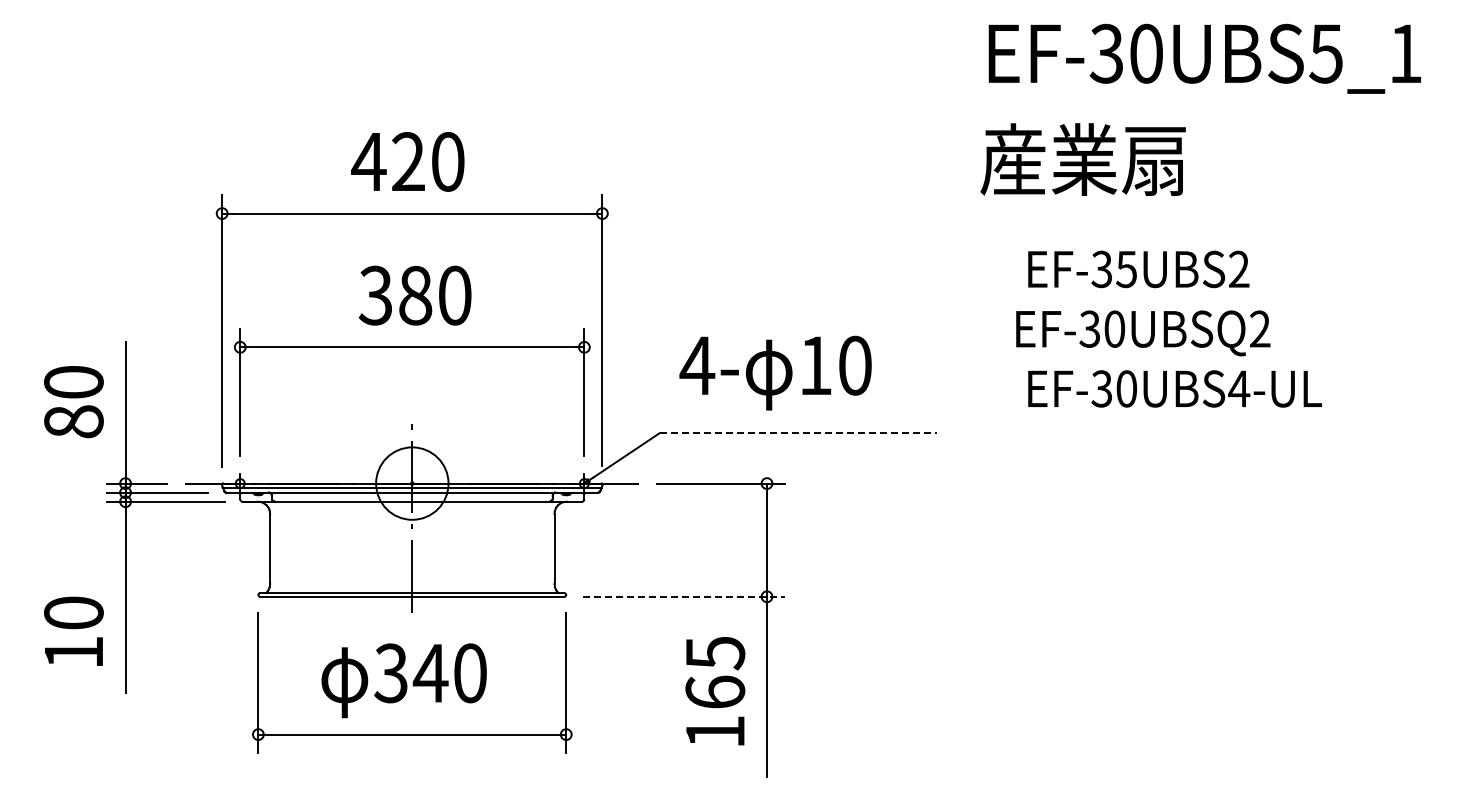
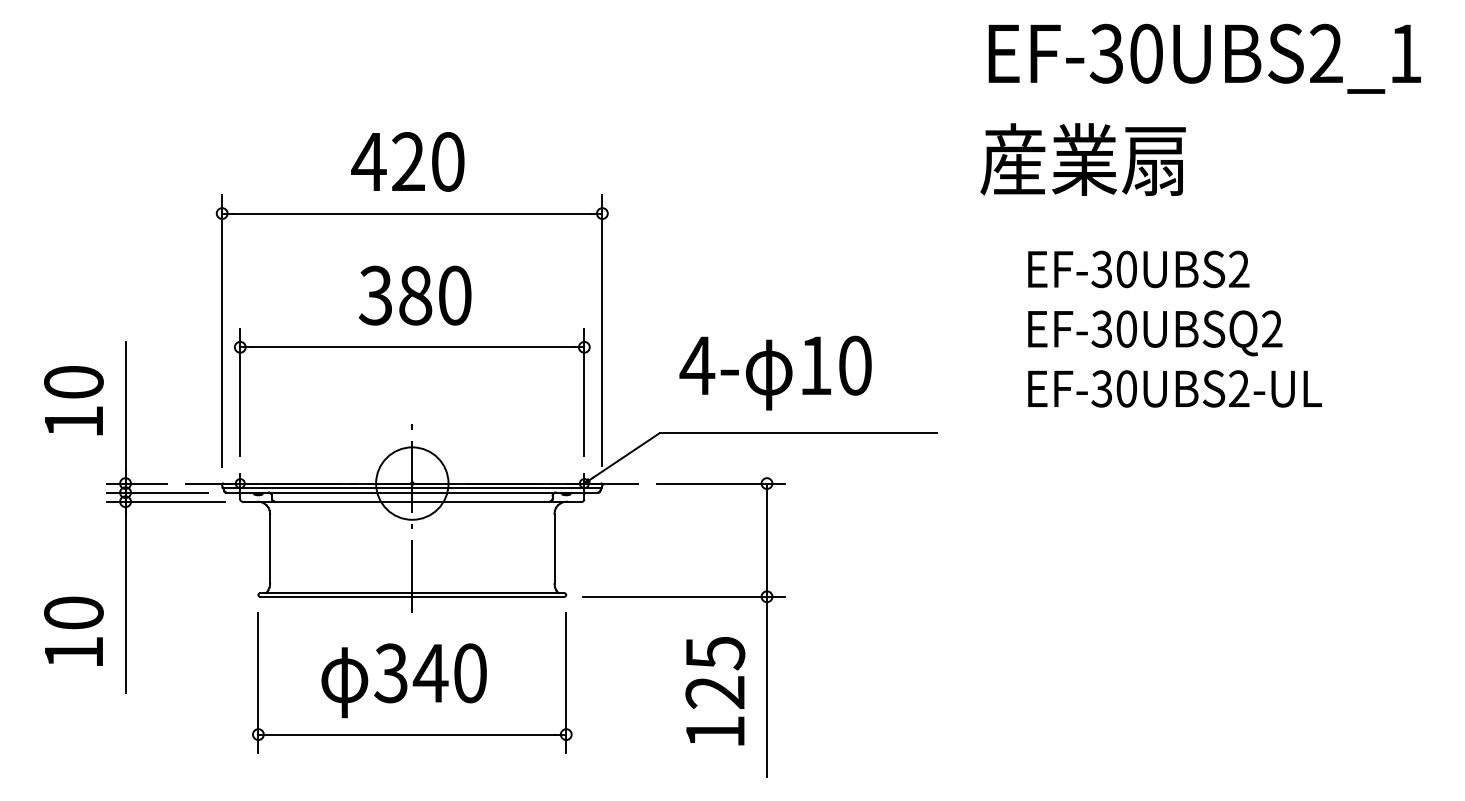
text: EF-30UBS5_1 -> EF-30UBS2_1 (1325, 53)
text: EF-35UBS2 -> EF-30UBS2 (1126, 269)
text position: (1143, 333) -> (1155, 333) (1155, 333)
text: EF-30UBS4-UL -> EF-30UBS2-UL (1239, 388)
text: 80 -> 10 (73, 421)
line: dashed -> solid (798, 433)
line: dashed -> solid (684, 596)
text: 165 -> 125 (715, 691)
